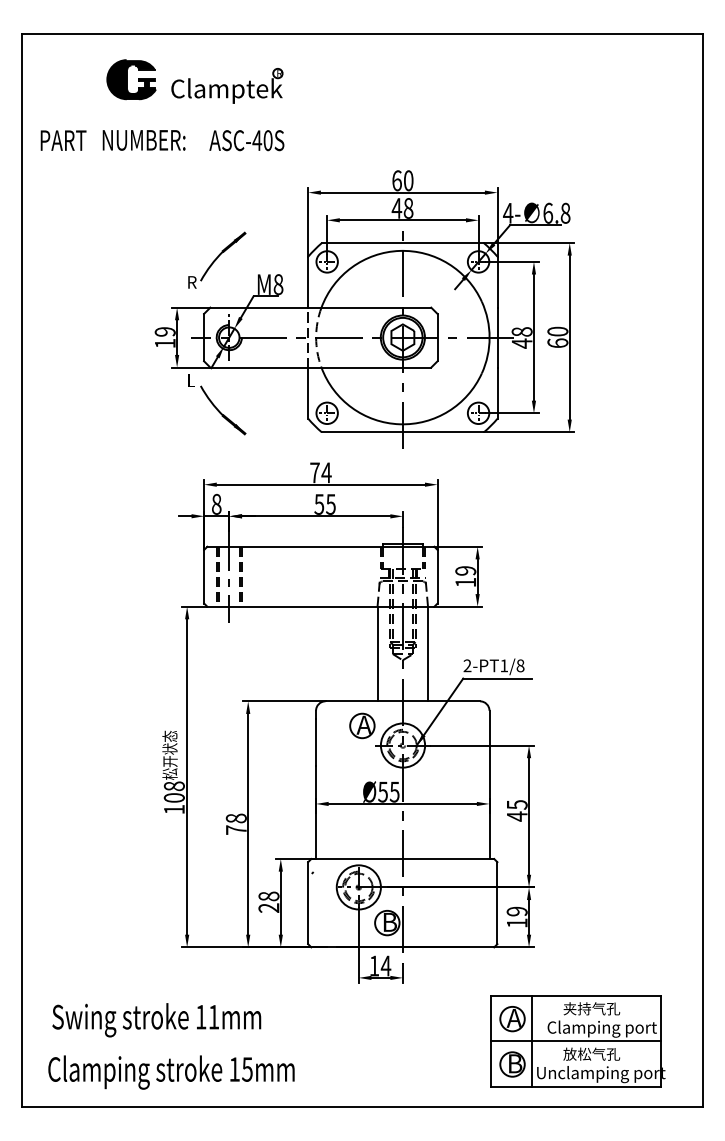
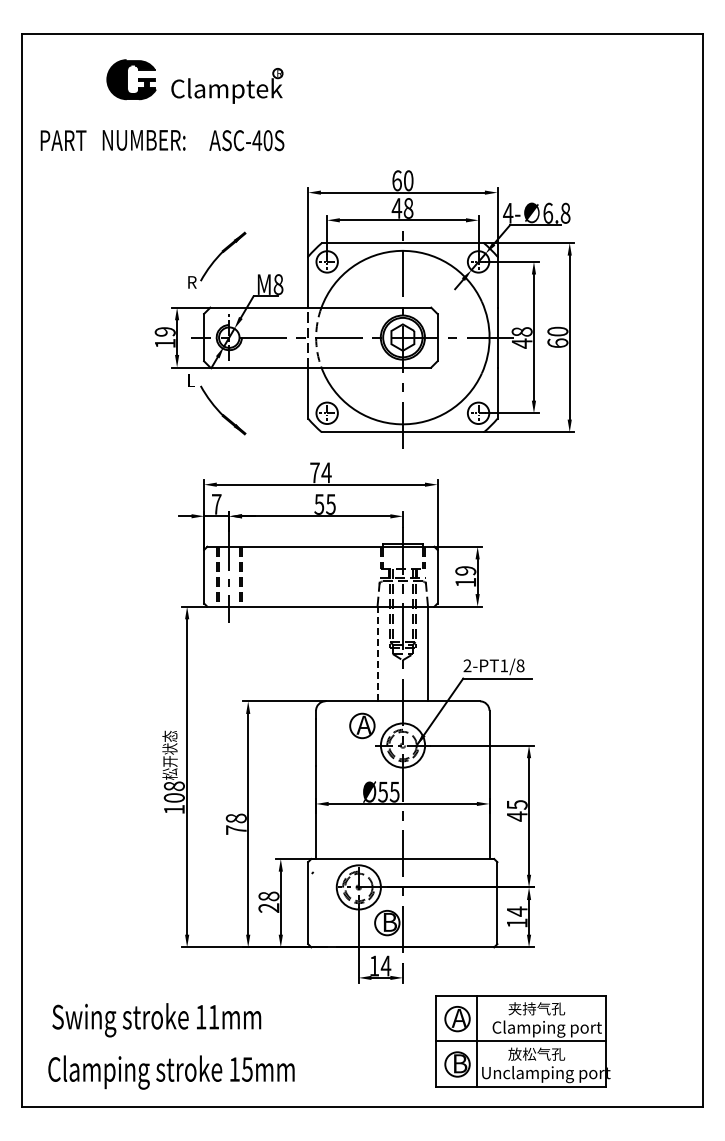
text: 8 -> 7 (216, 503)
line: solid -> dashed (377, 653)
text: 19 -> 14 (516, 911)
part position: (577, 1041) -> (522, 1041) (522, 1041)
